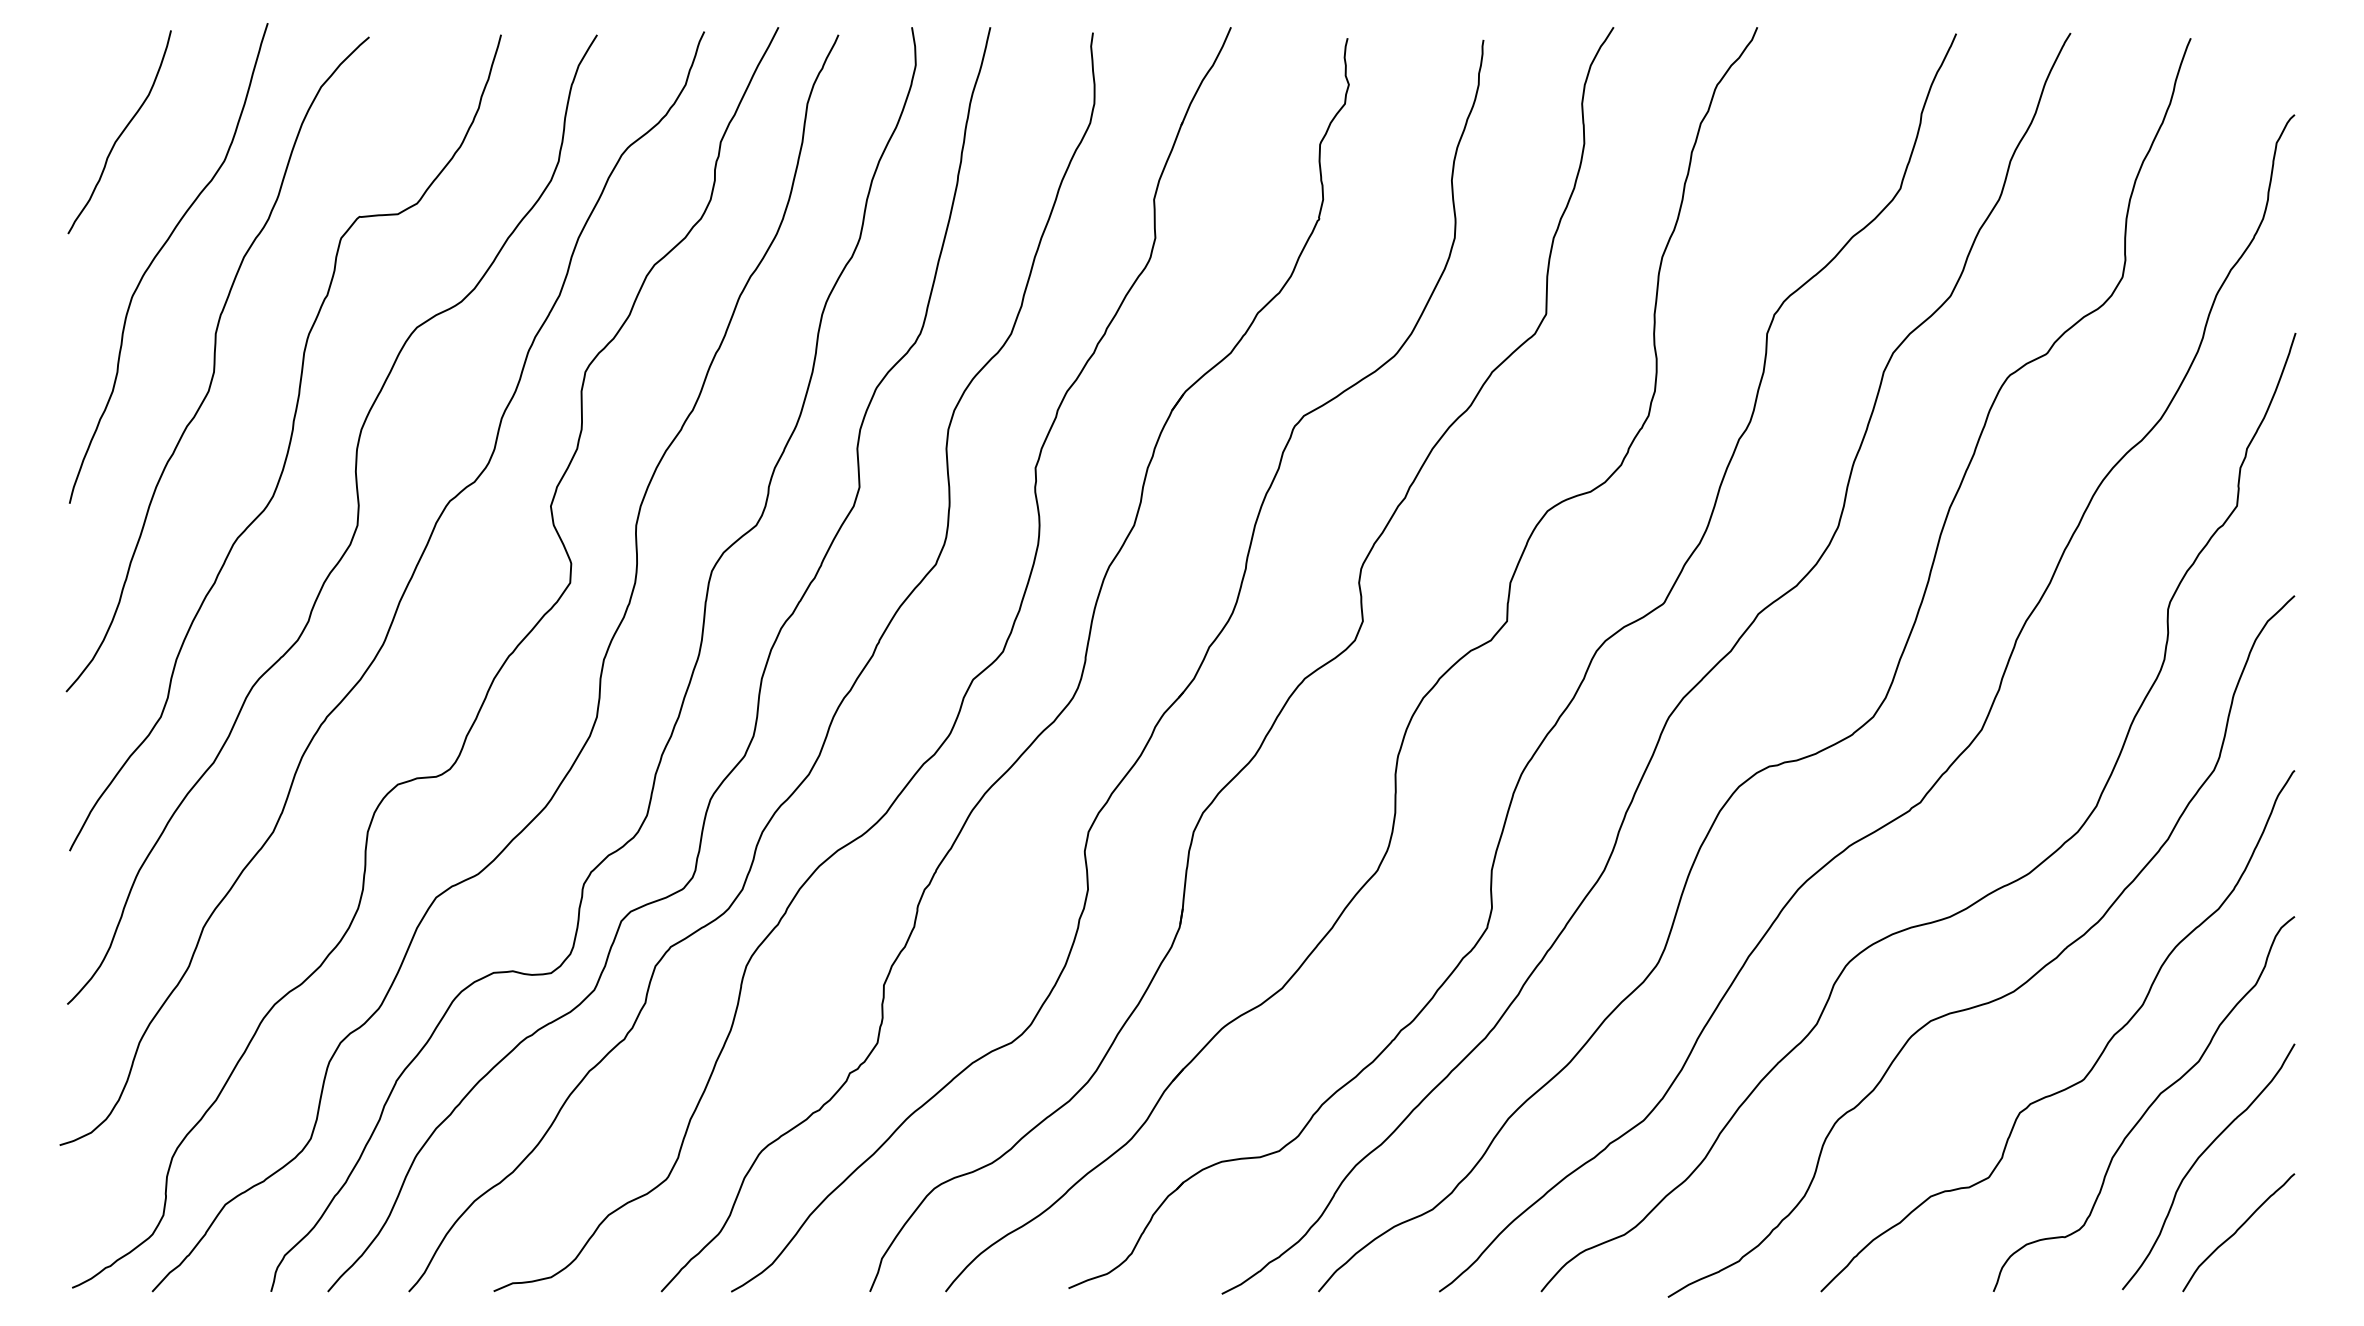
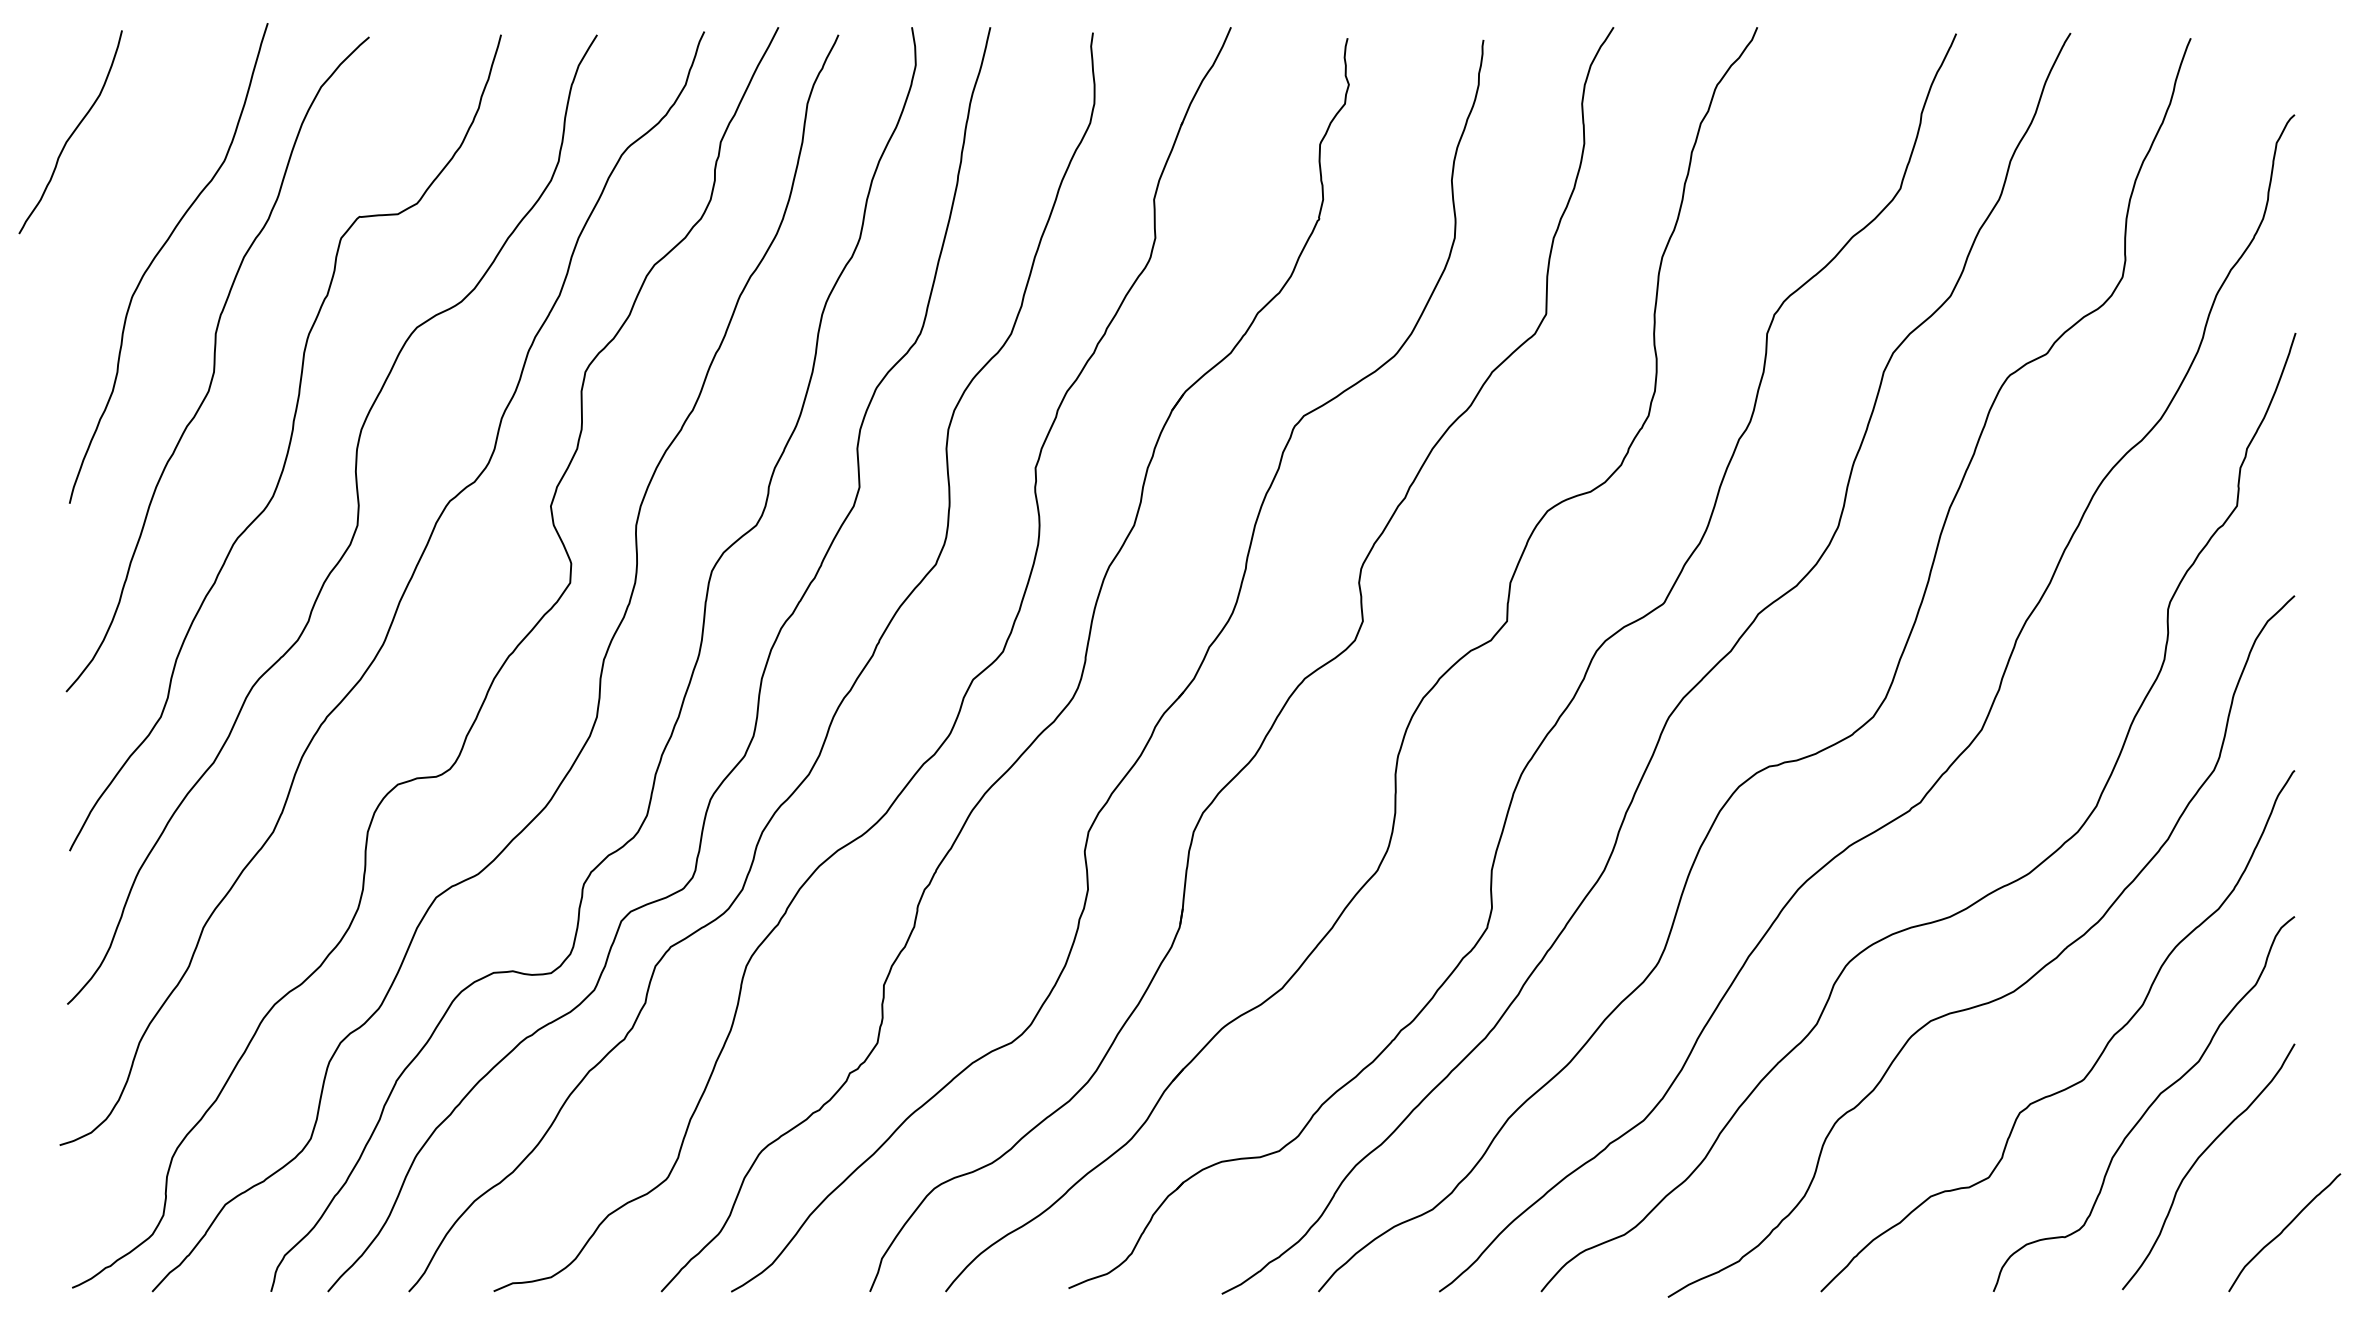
curve position: (120, 133) -> (71, 133) (71, 133)
curve position: (2237, 1231) -> (2283, 1231) (2283, 1231)
